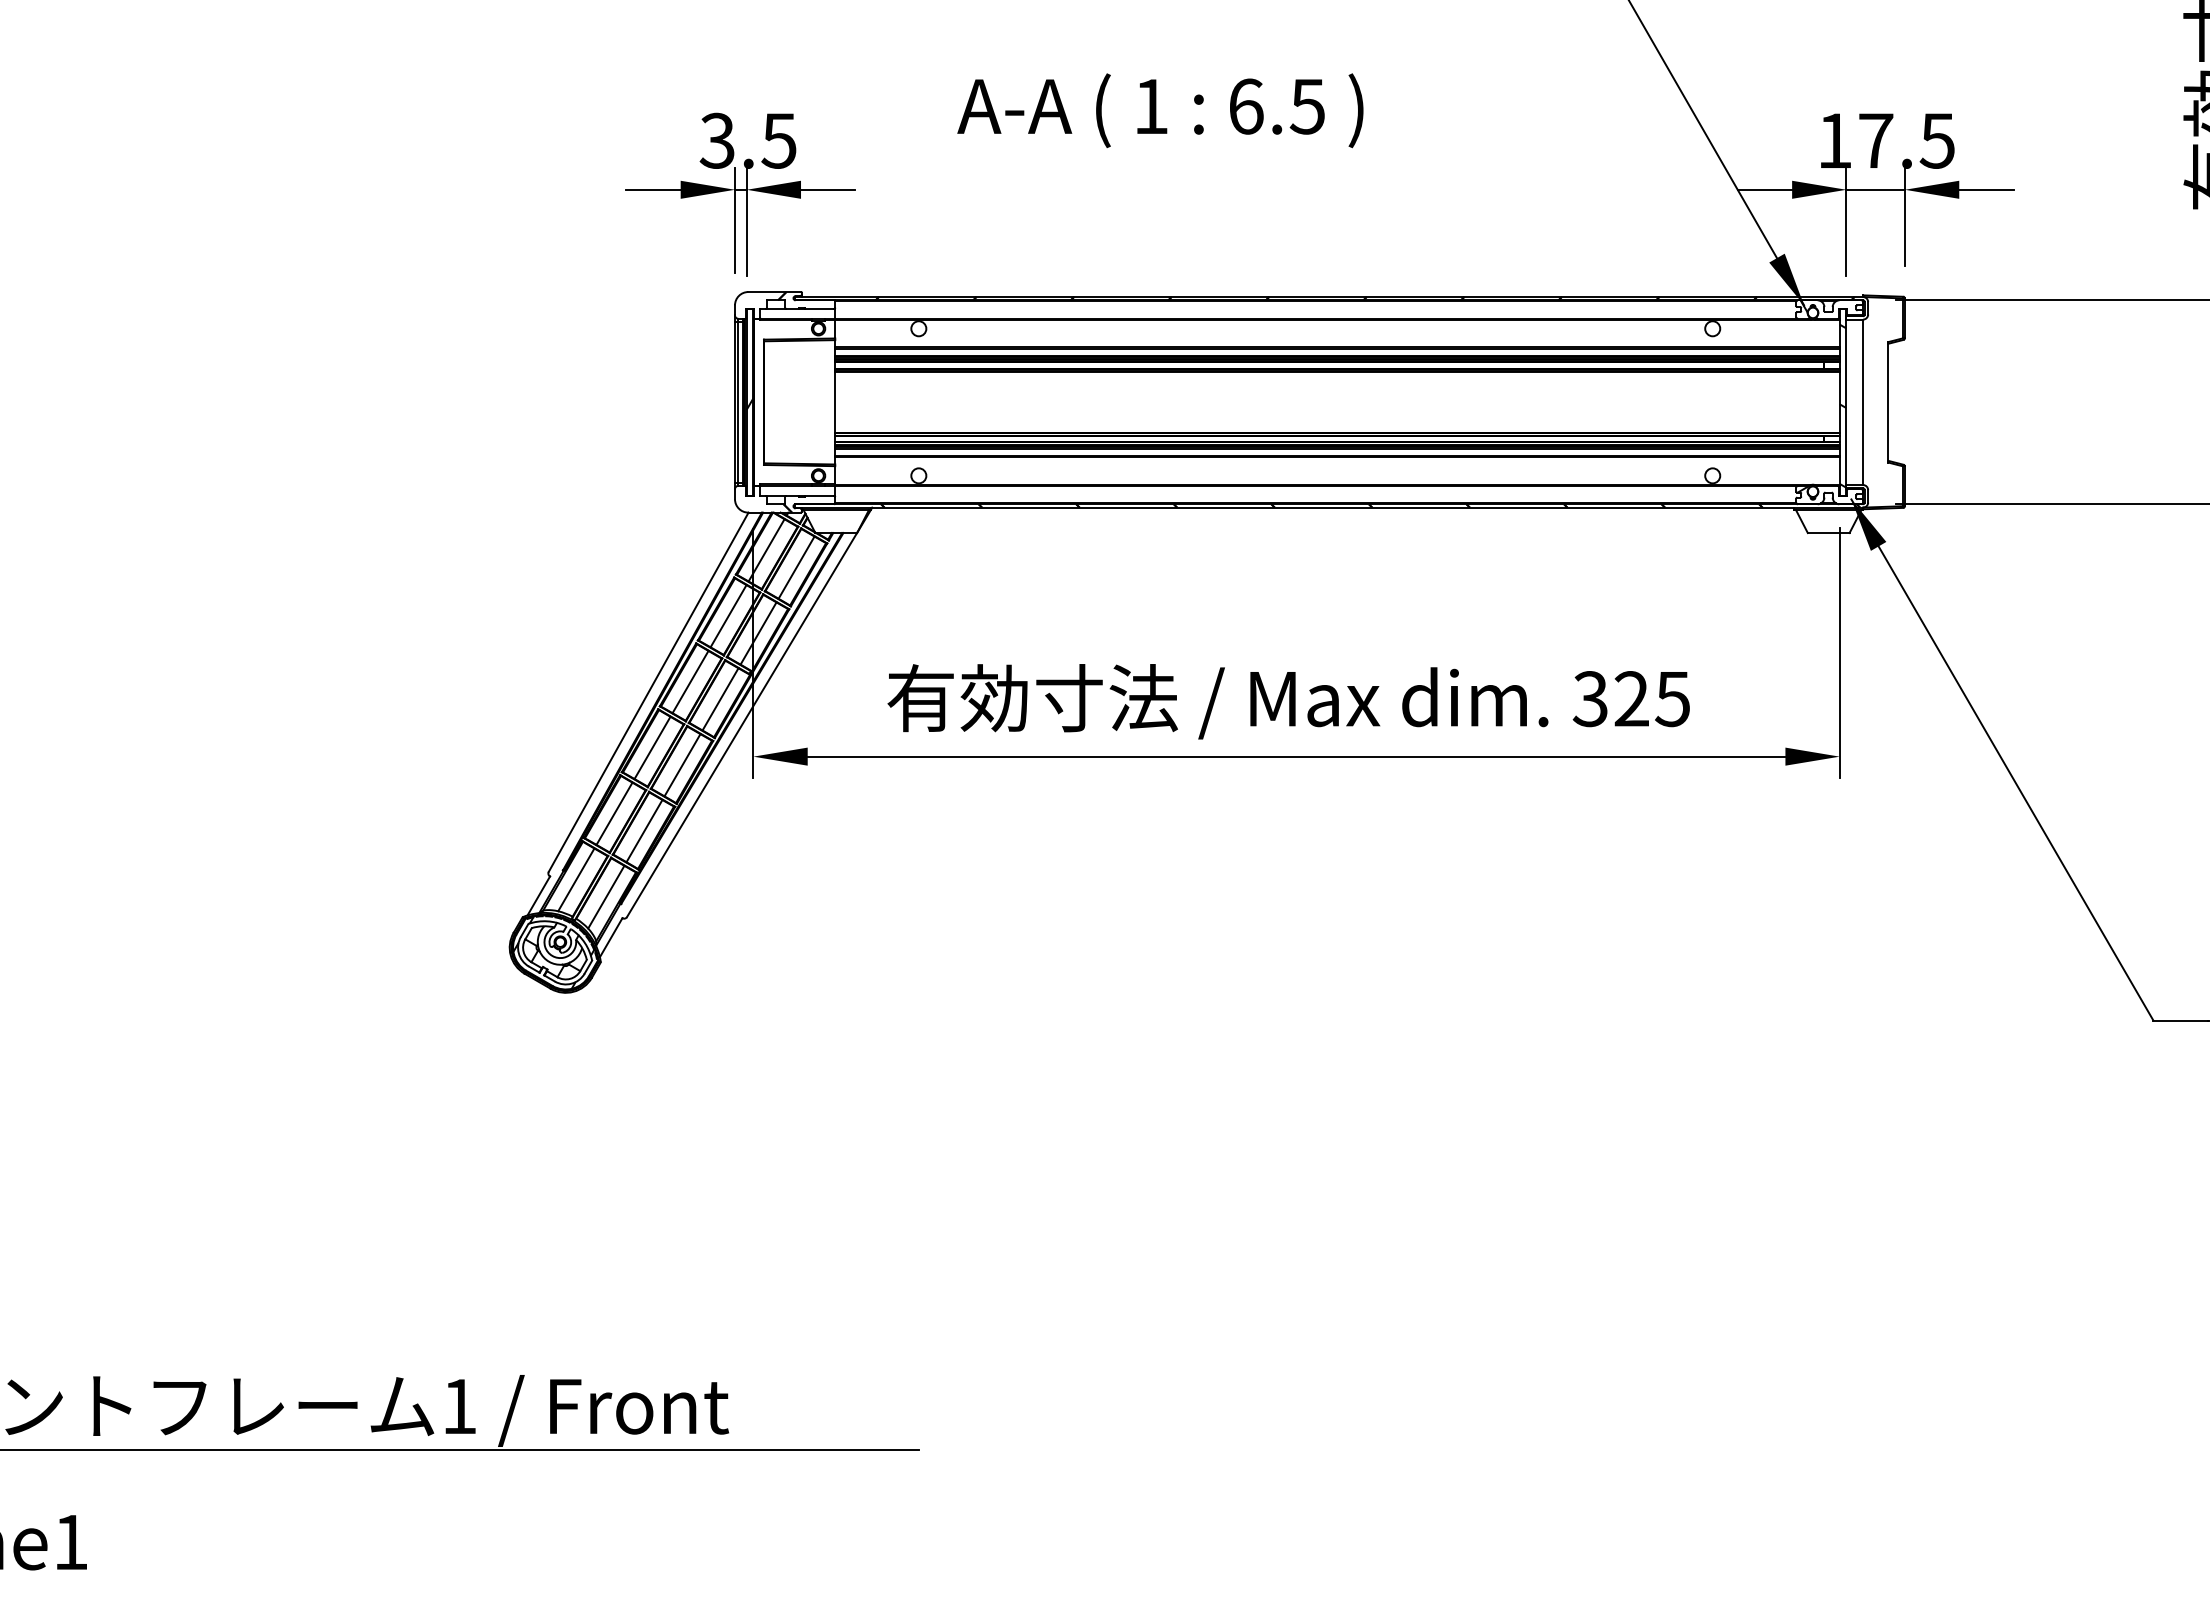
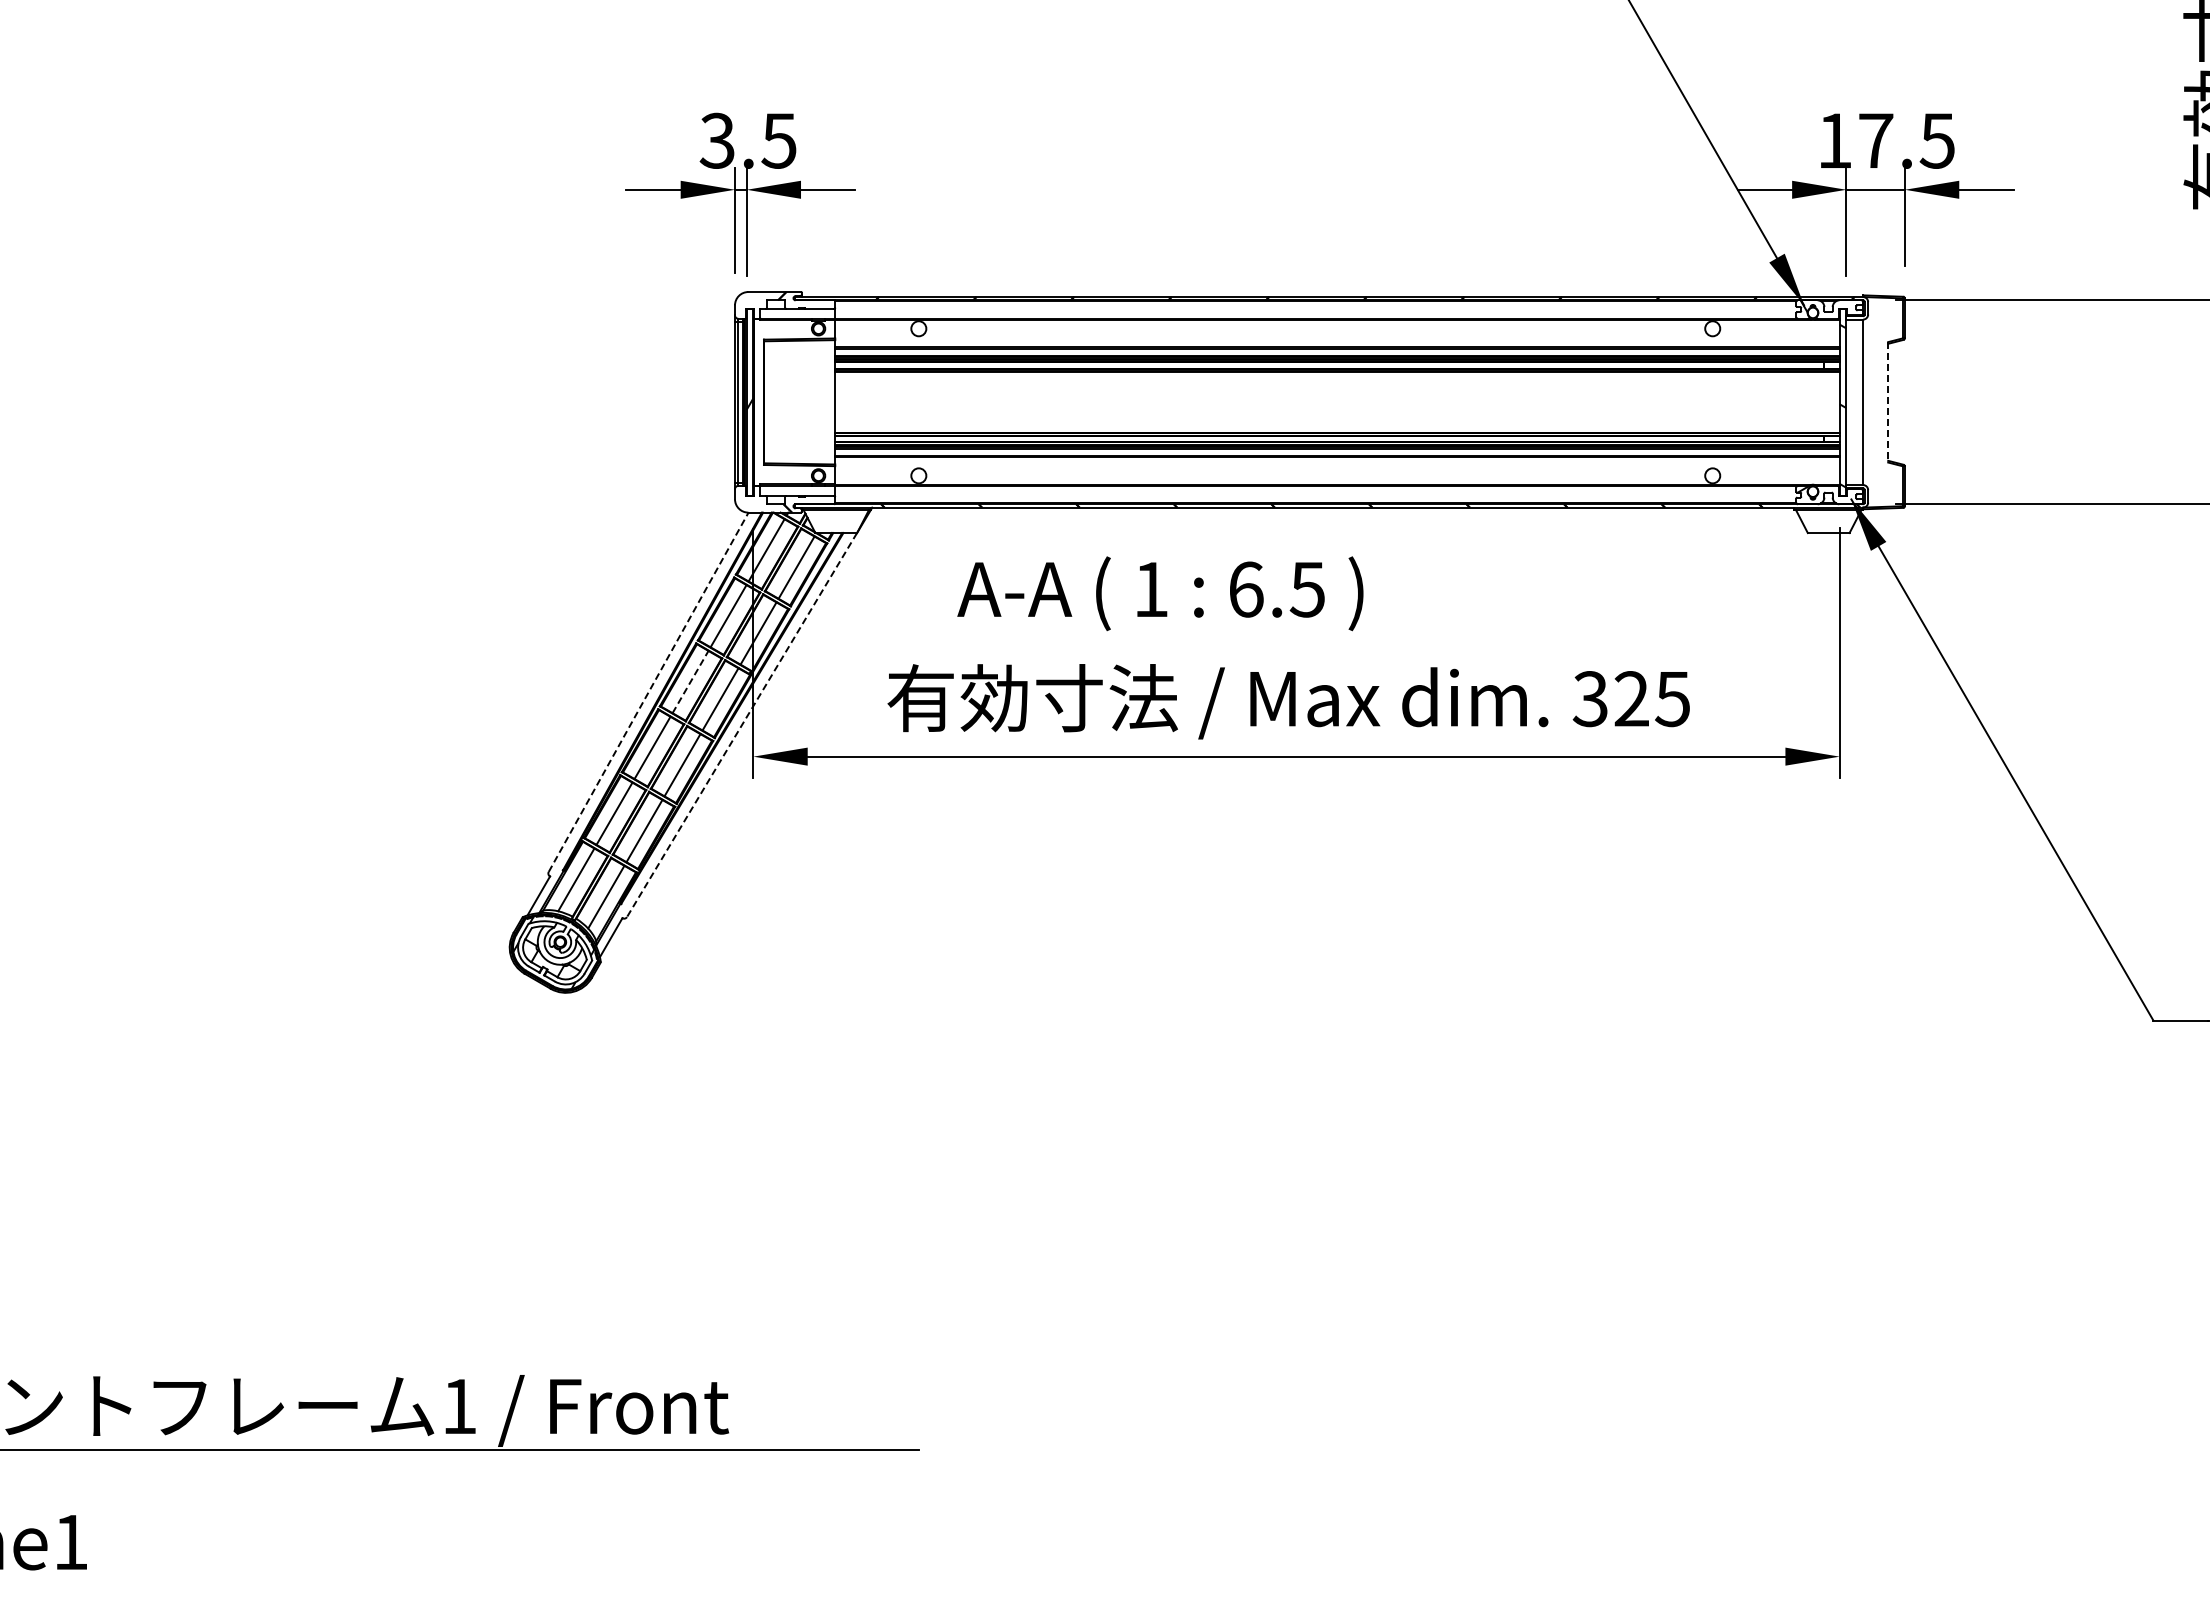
text position: (1160, 110) -> (1160, 593) (1160, 593)
line: solid -> dashed (1888, 402)
line: solid -> dashed (690, 682)
line: solid -> dashed (648, 692)
line: solid -> dashed (742, 725)
